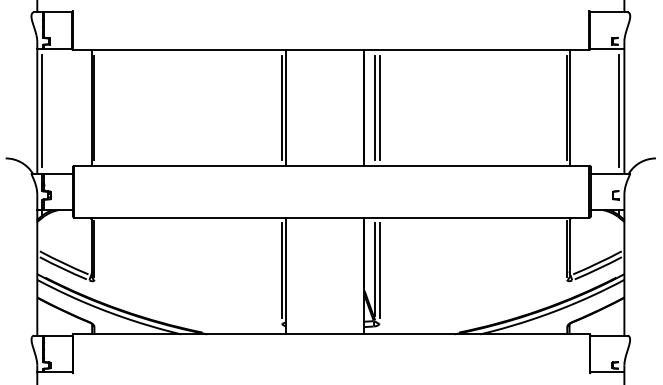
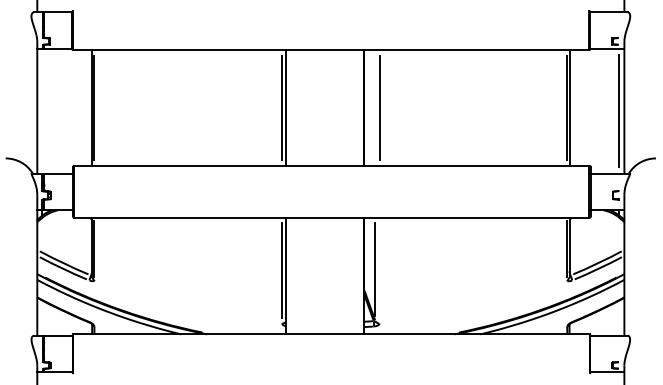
line: present -> none (375, 107)
line: present -> none (42, 111)
line: present -> none (379, 270)
